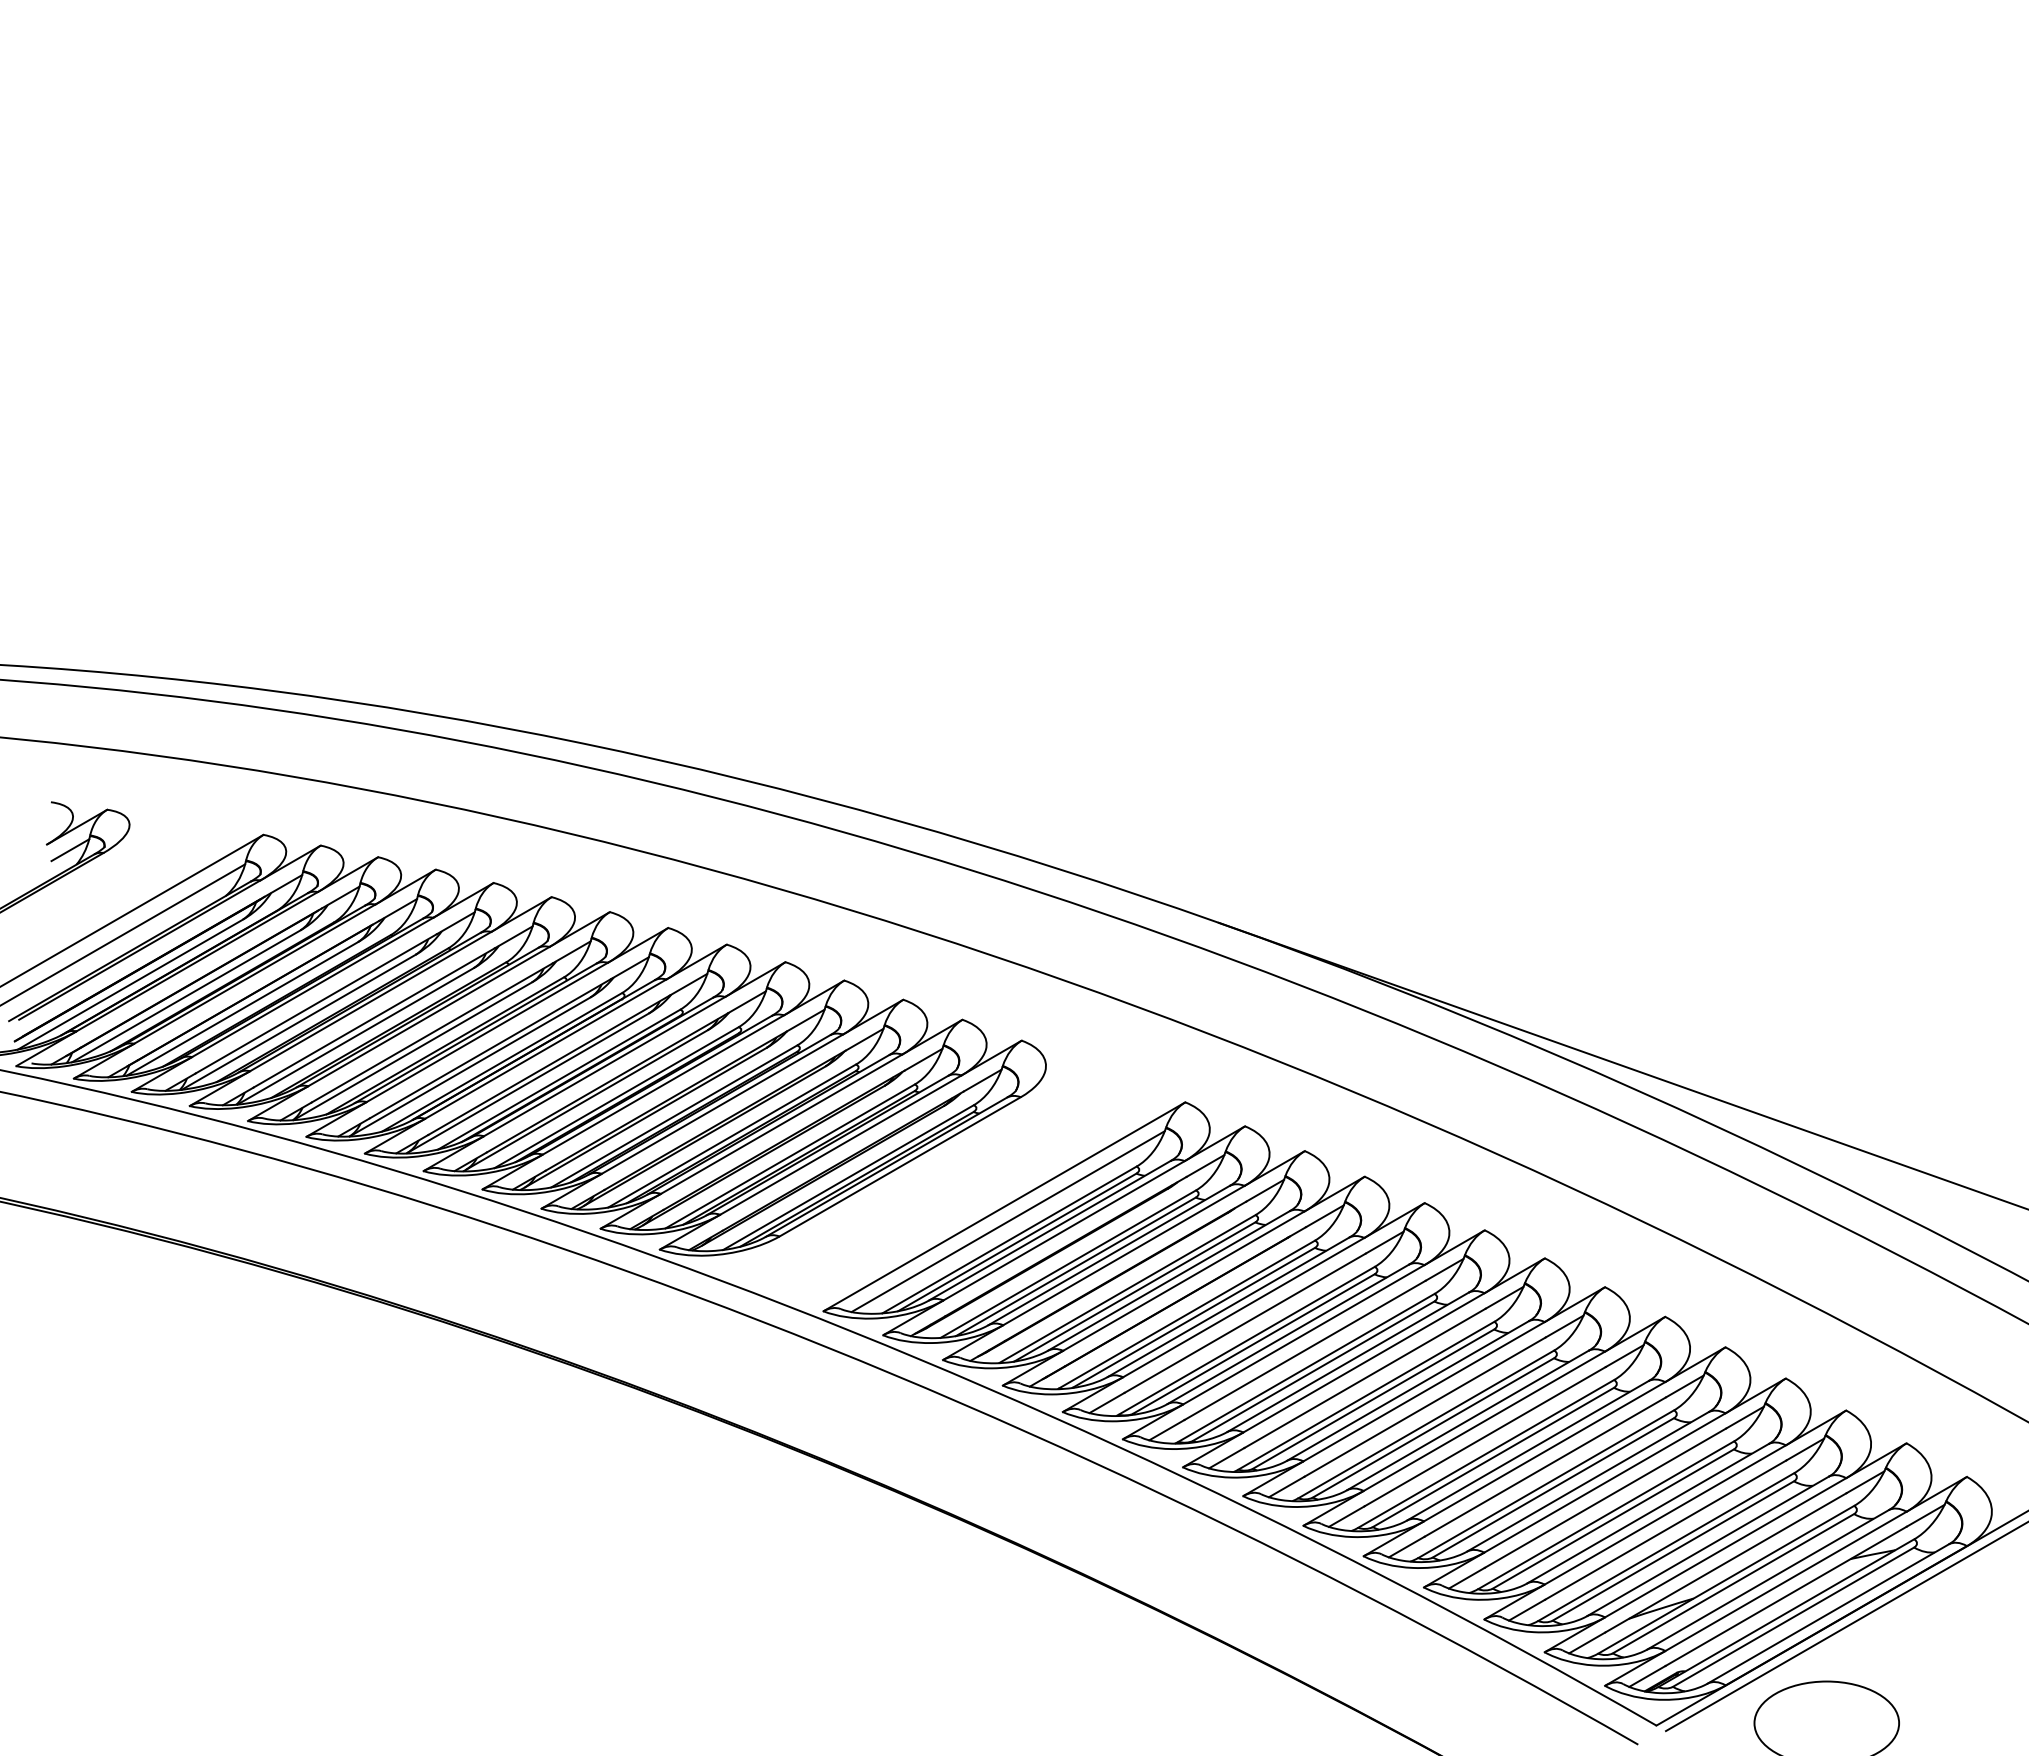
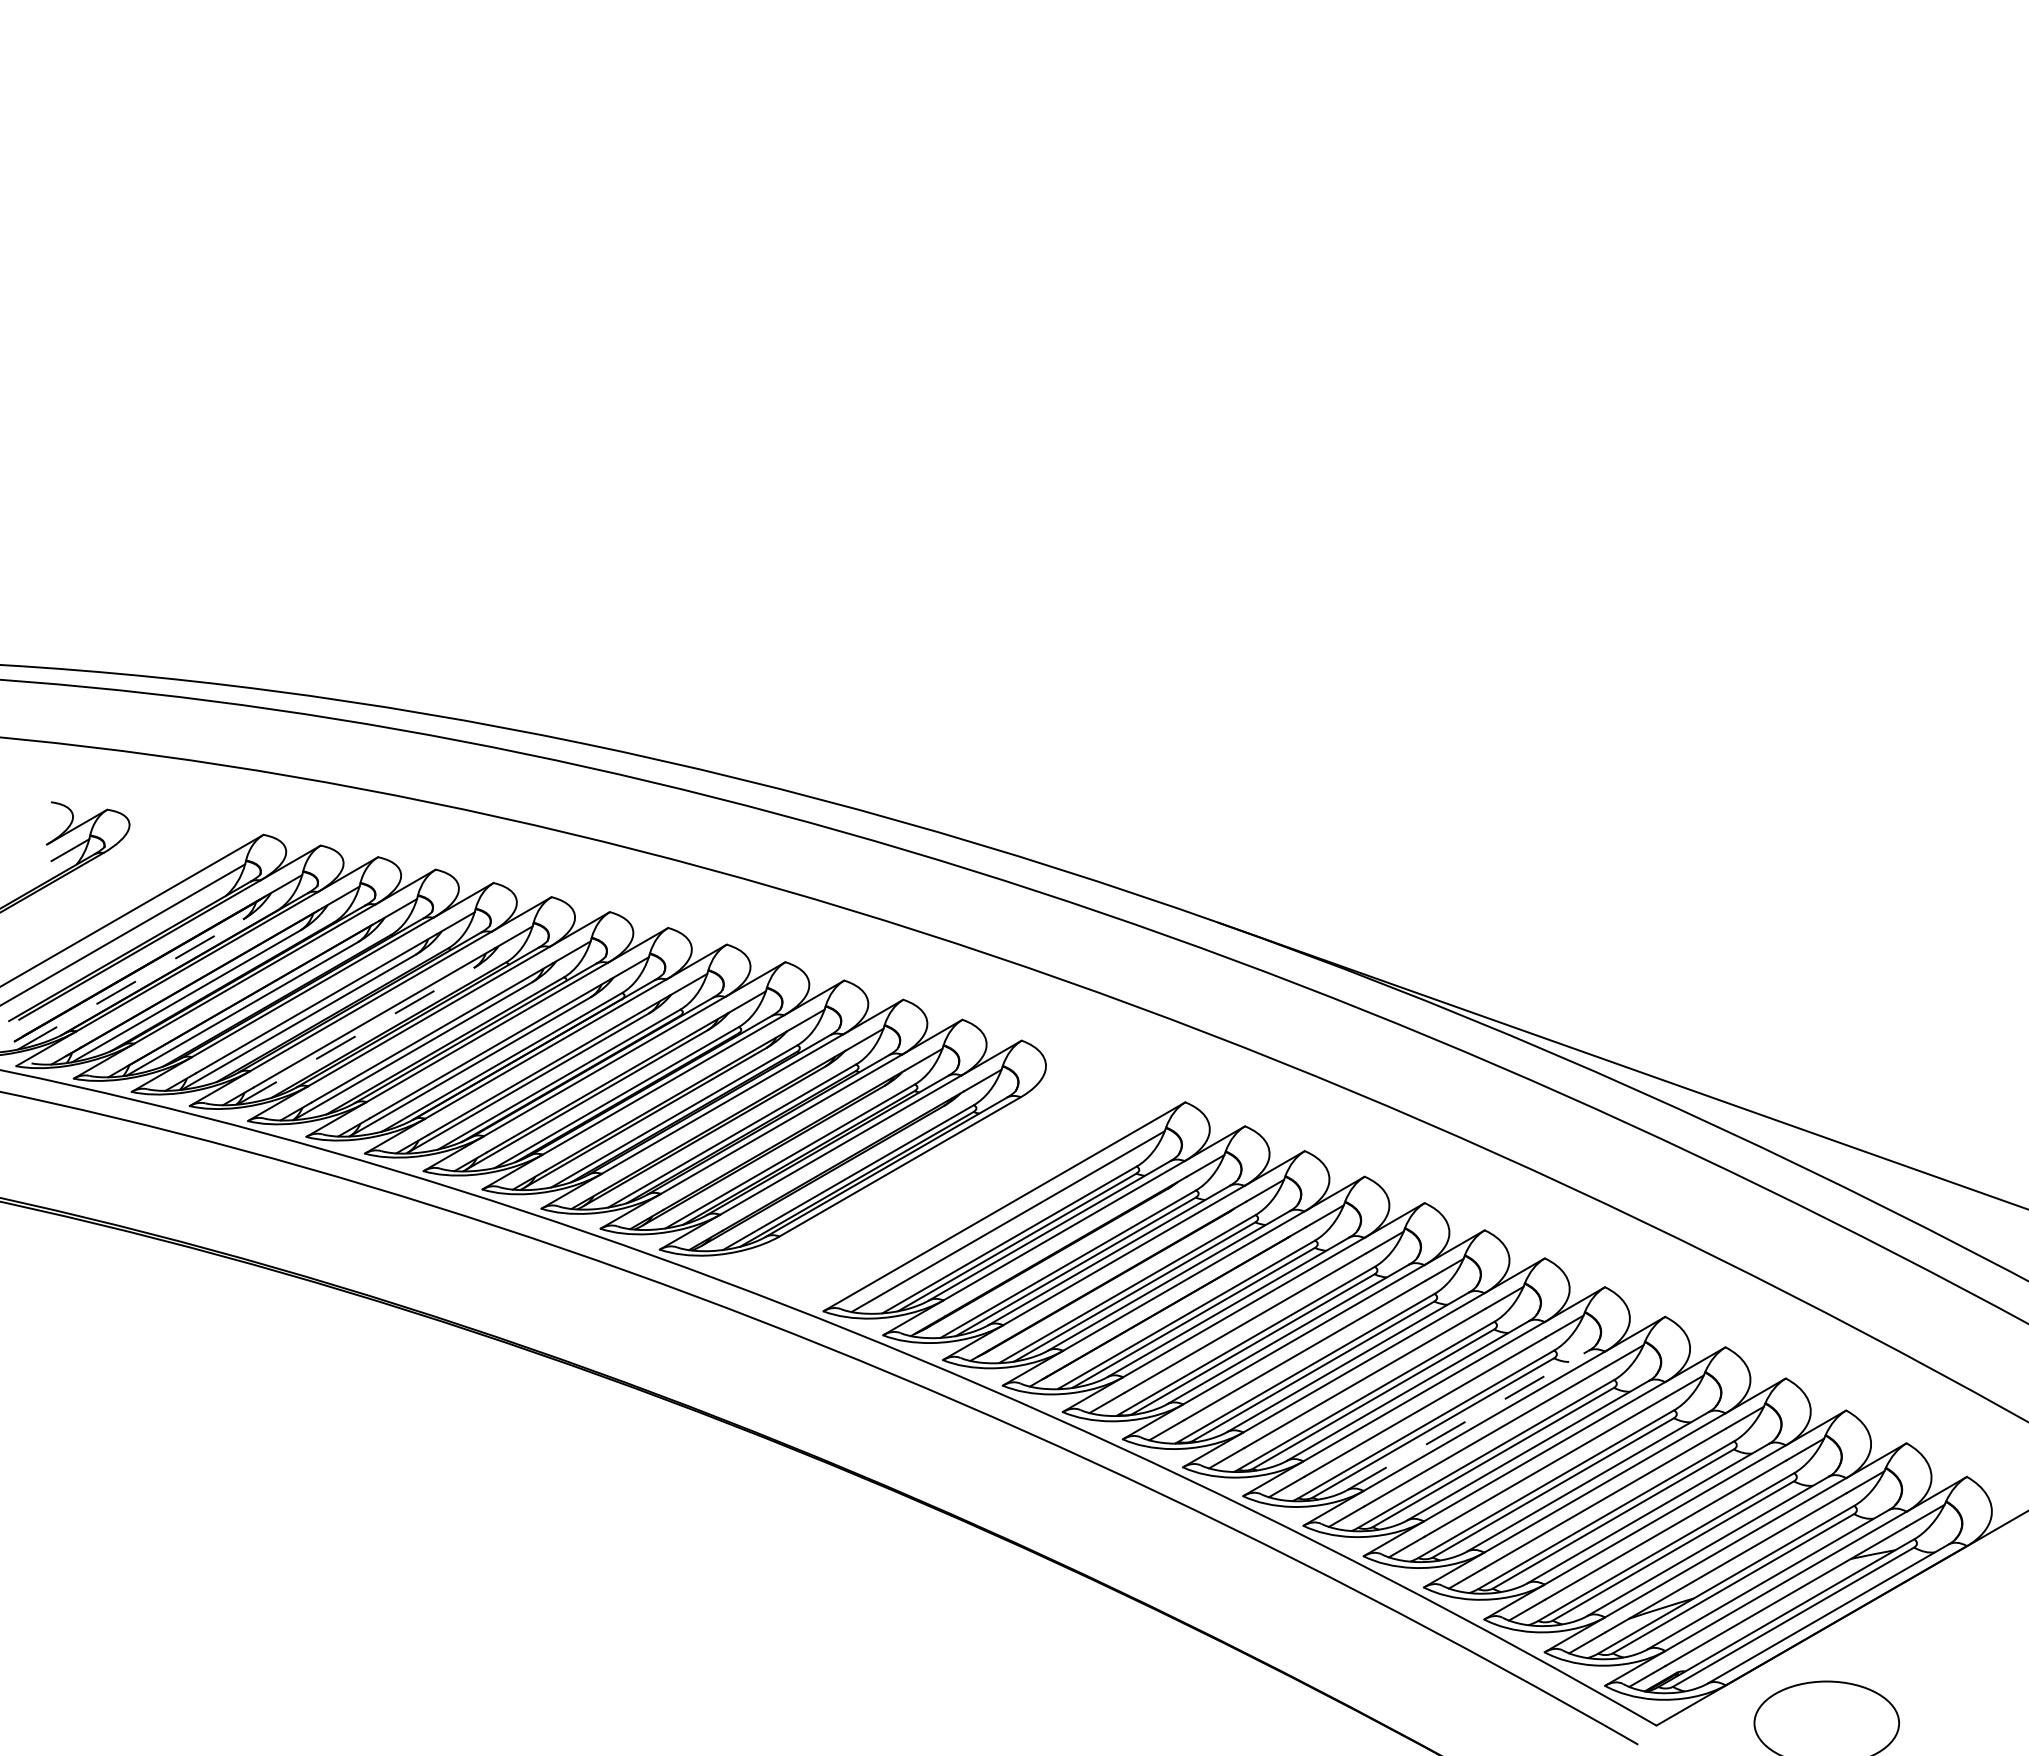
line: solid -> dashed (130, 984)
line: solid -> dashed (356, 1036)
line: solid -> dashed (1468, 1420)
line: present -> none (1845, 1627)
